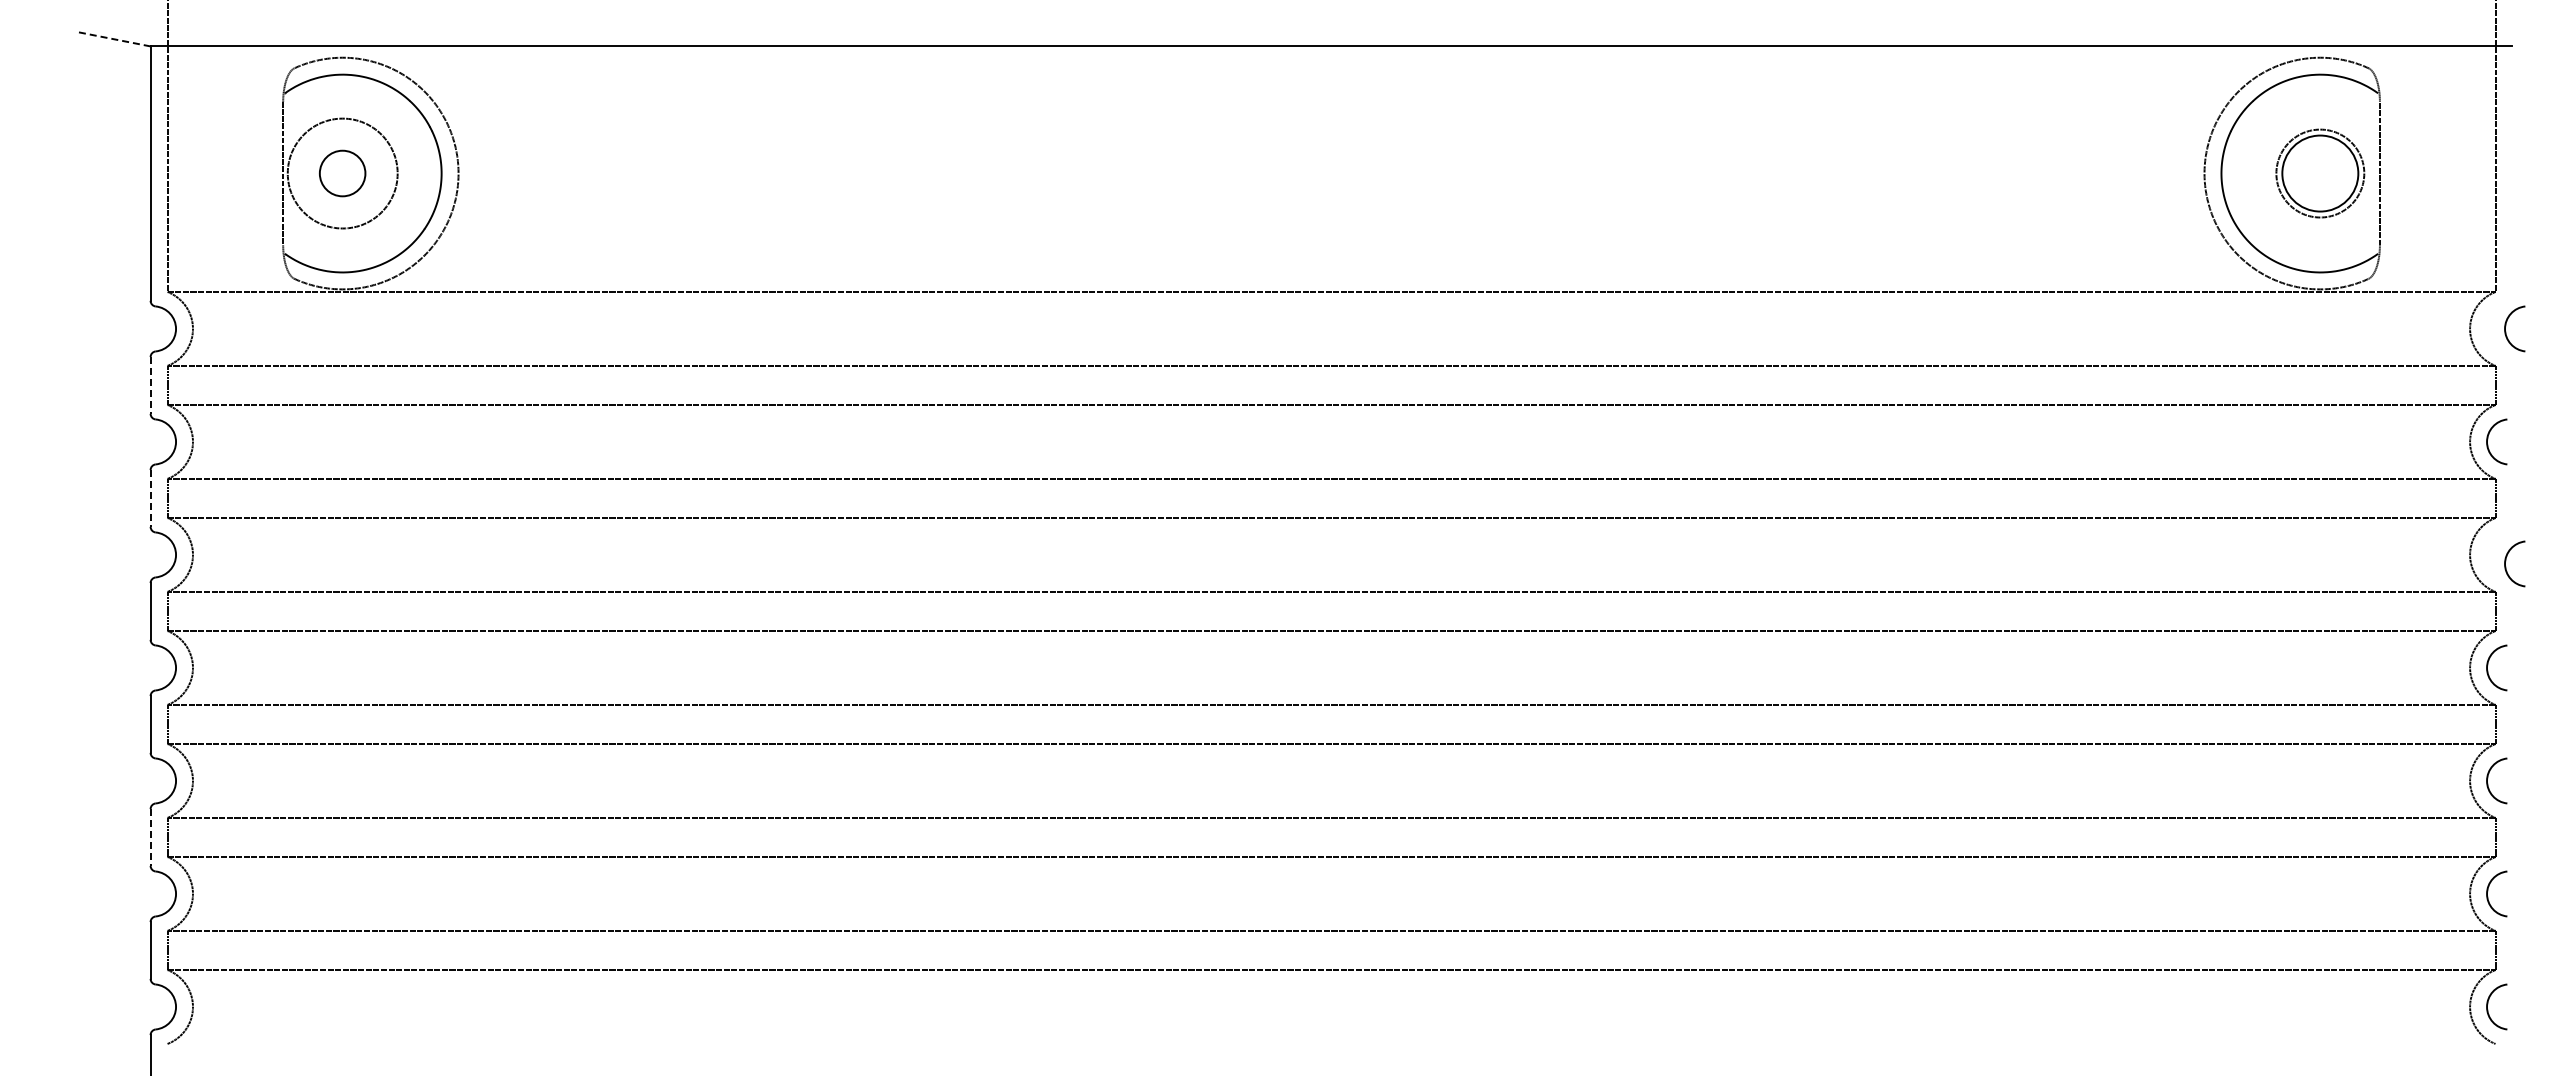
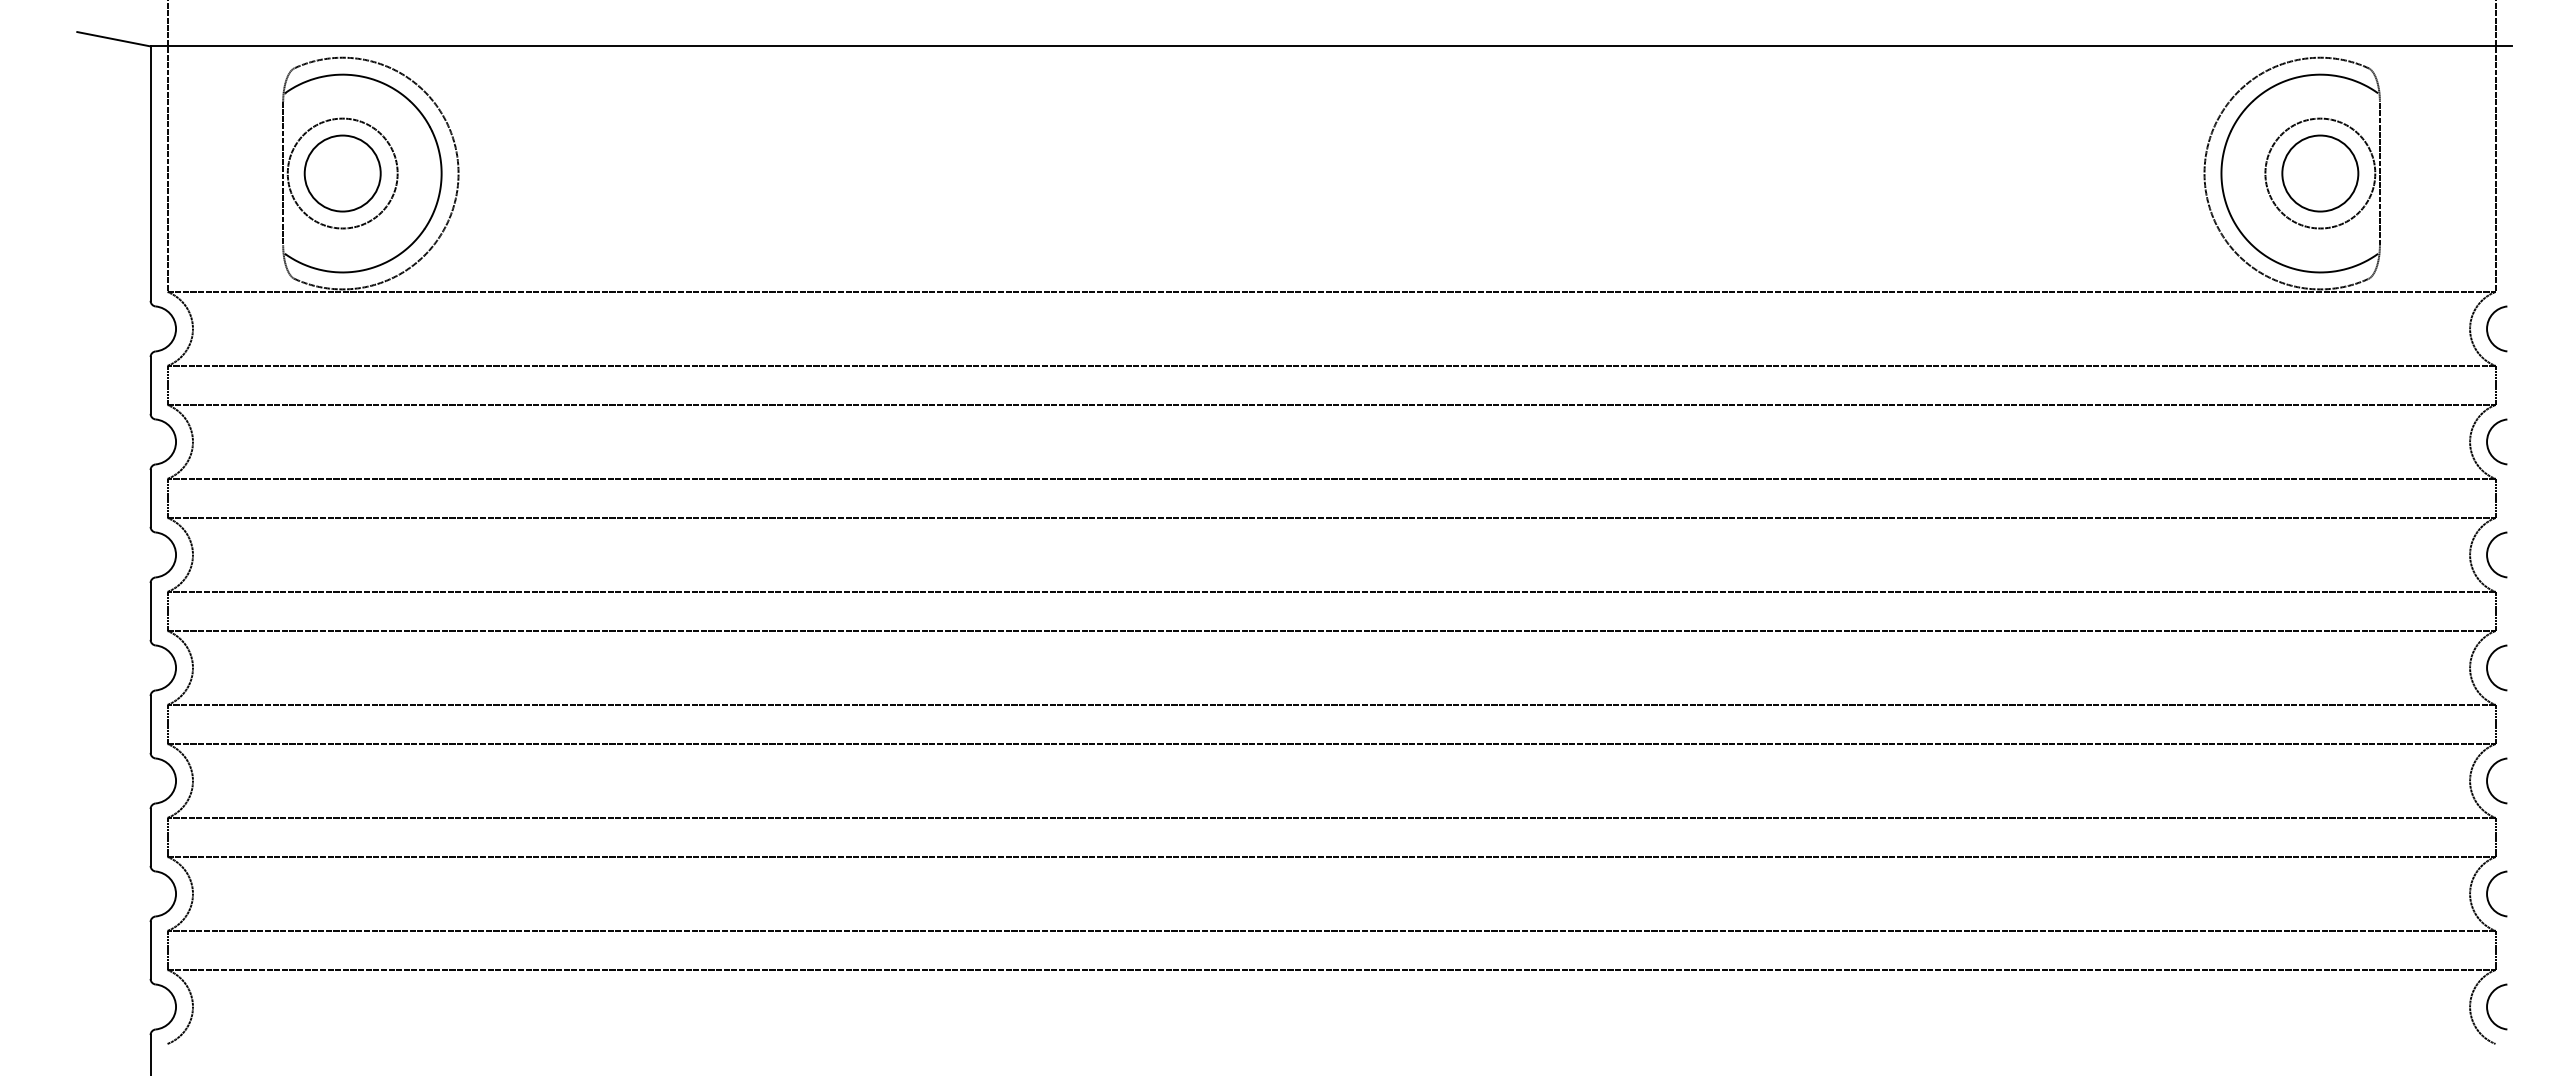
line: dashed -> solid (113, 39)
circle size: 48x49 px -> 79x79 px (342, 173)
circle diameter: 88 px -> 110 px (2320, 173)
arc position: (2506, 326) -> (2488, 326) (2488, 326)
line: dashed -> solid (150, 385)
line: dashed -> solid (150, 498)
arc position: (2506, 561) -> (2488, 552) (2488, 552)
line: dashed -> solid (150, 837)
